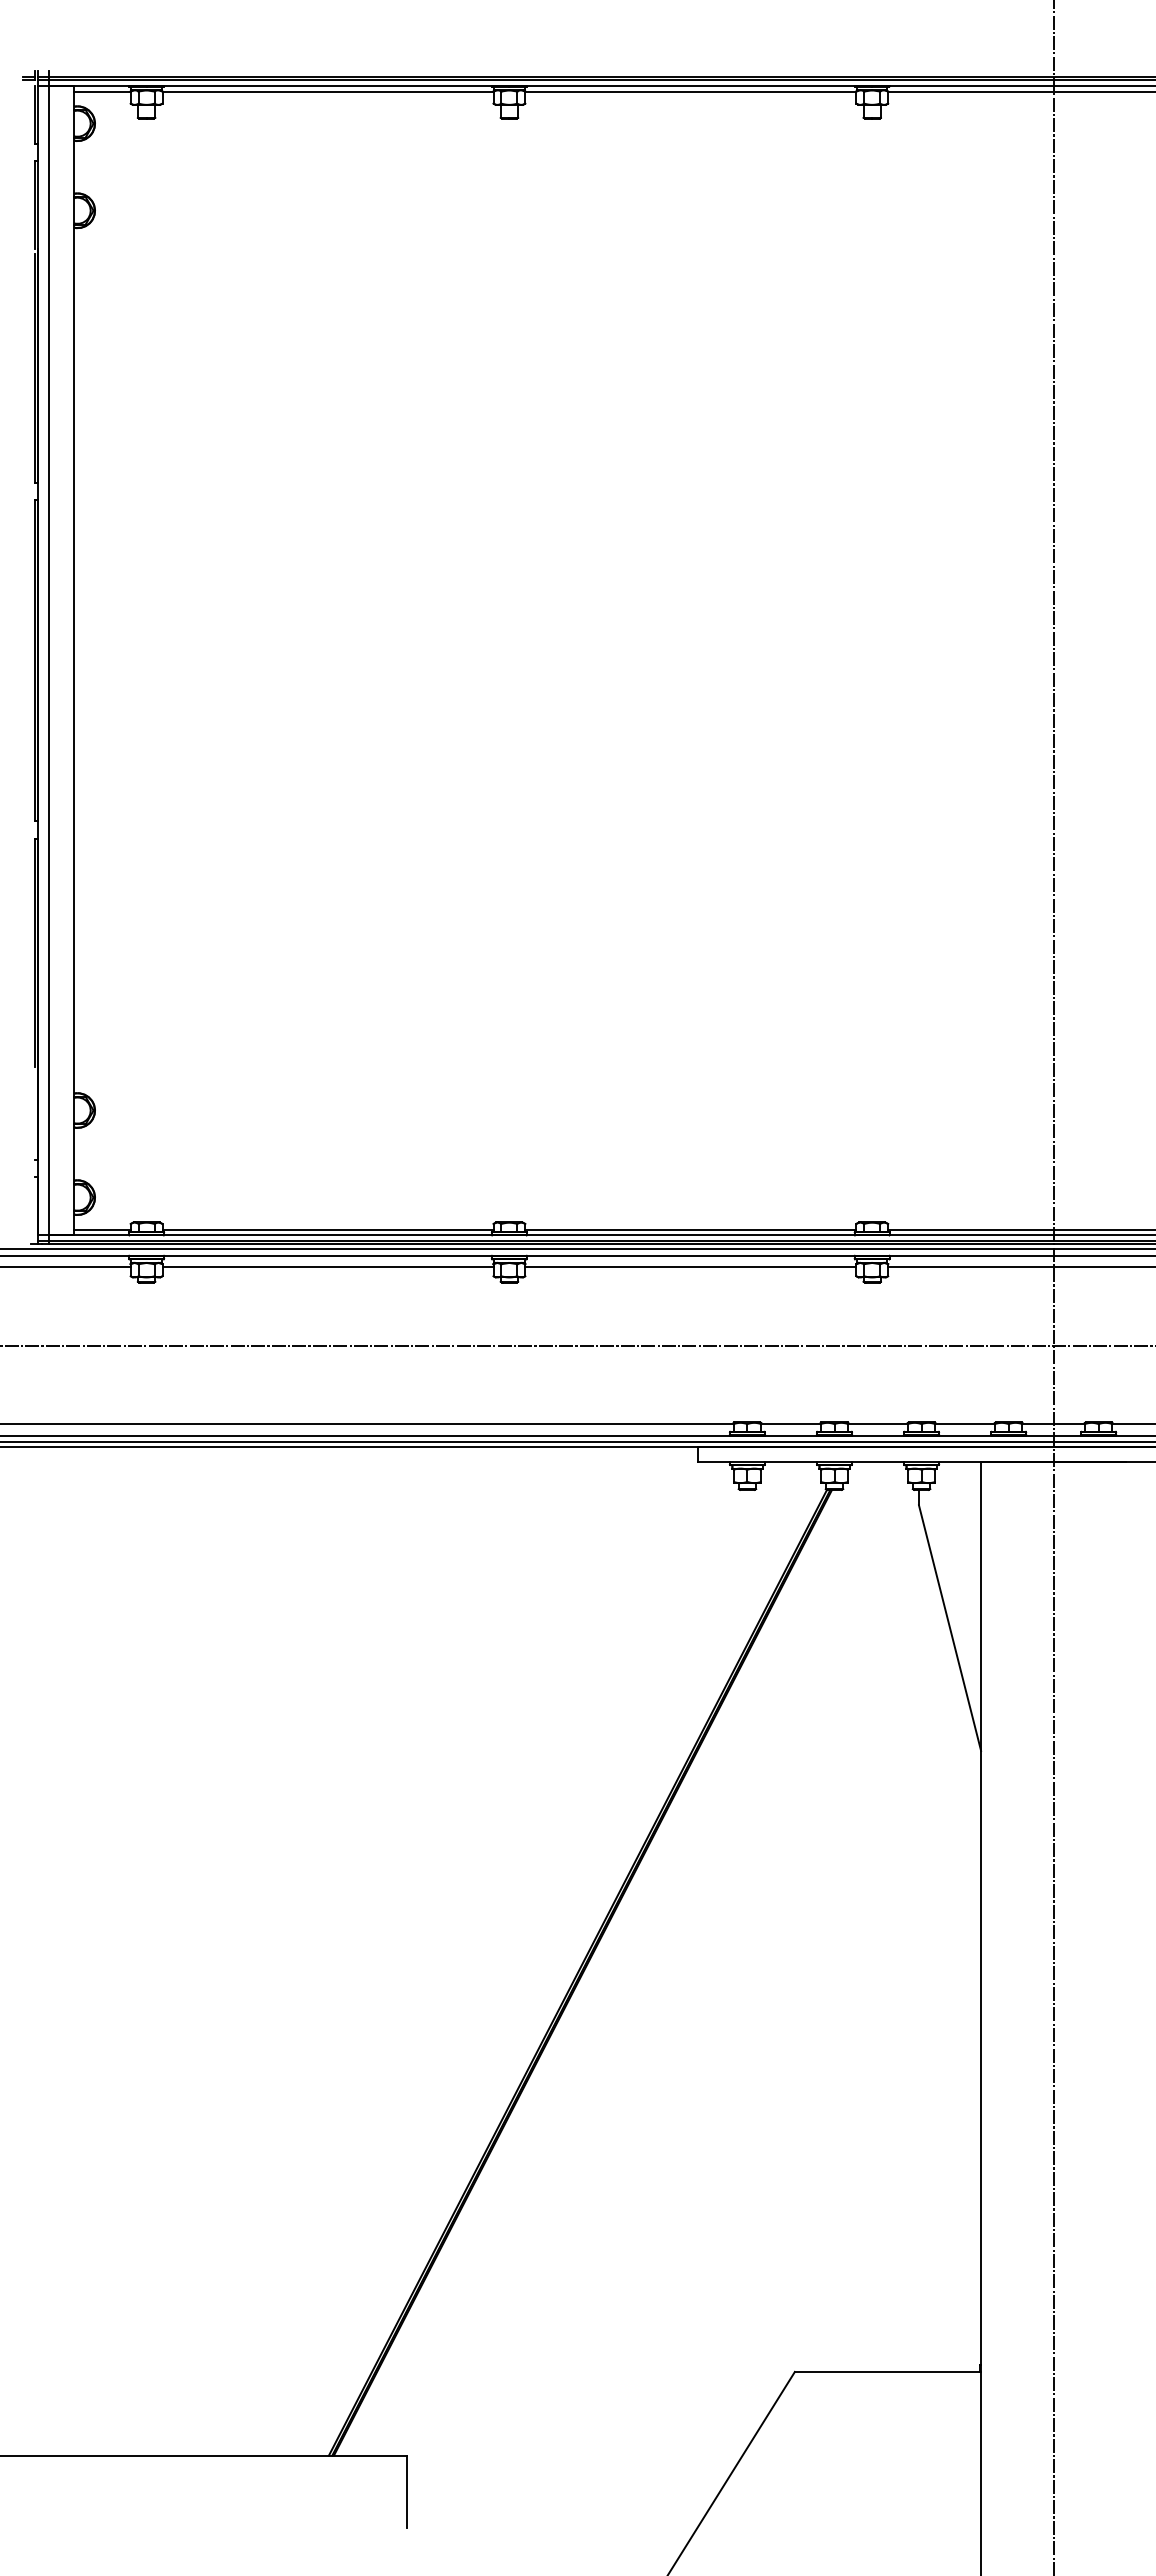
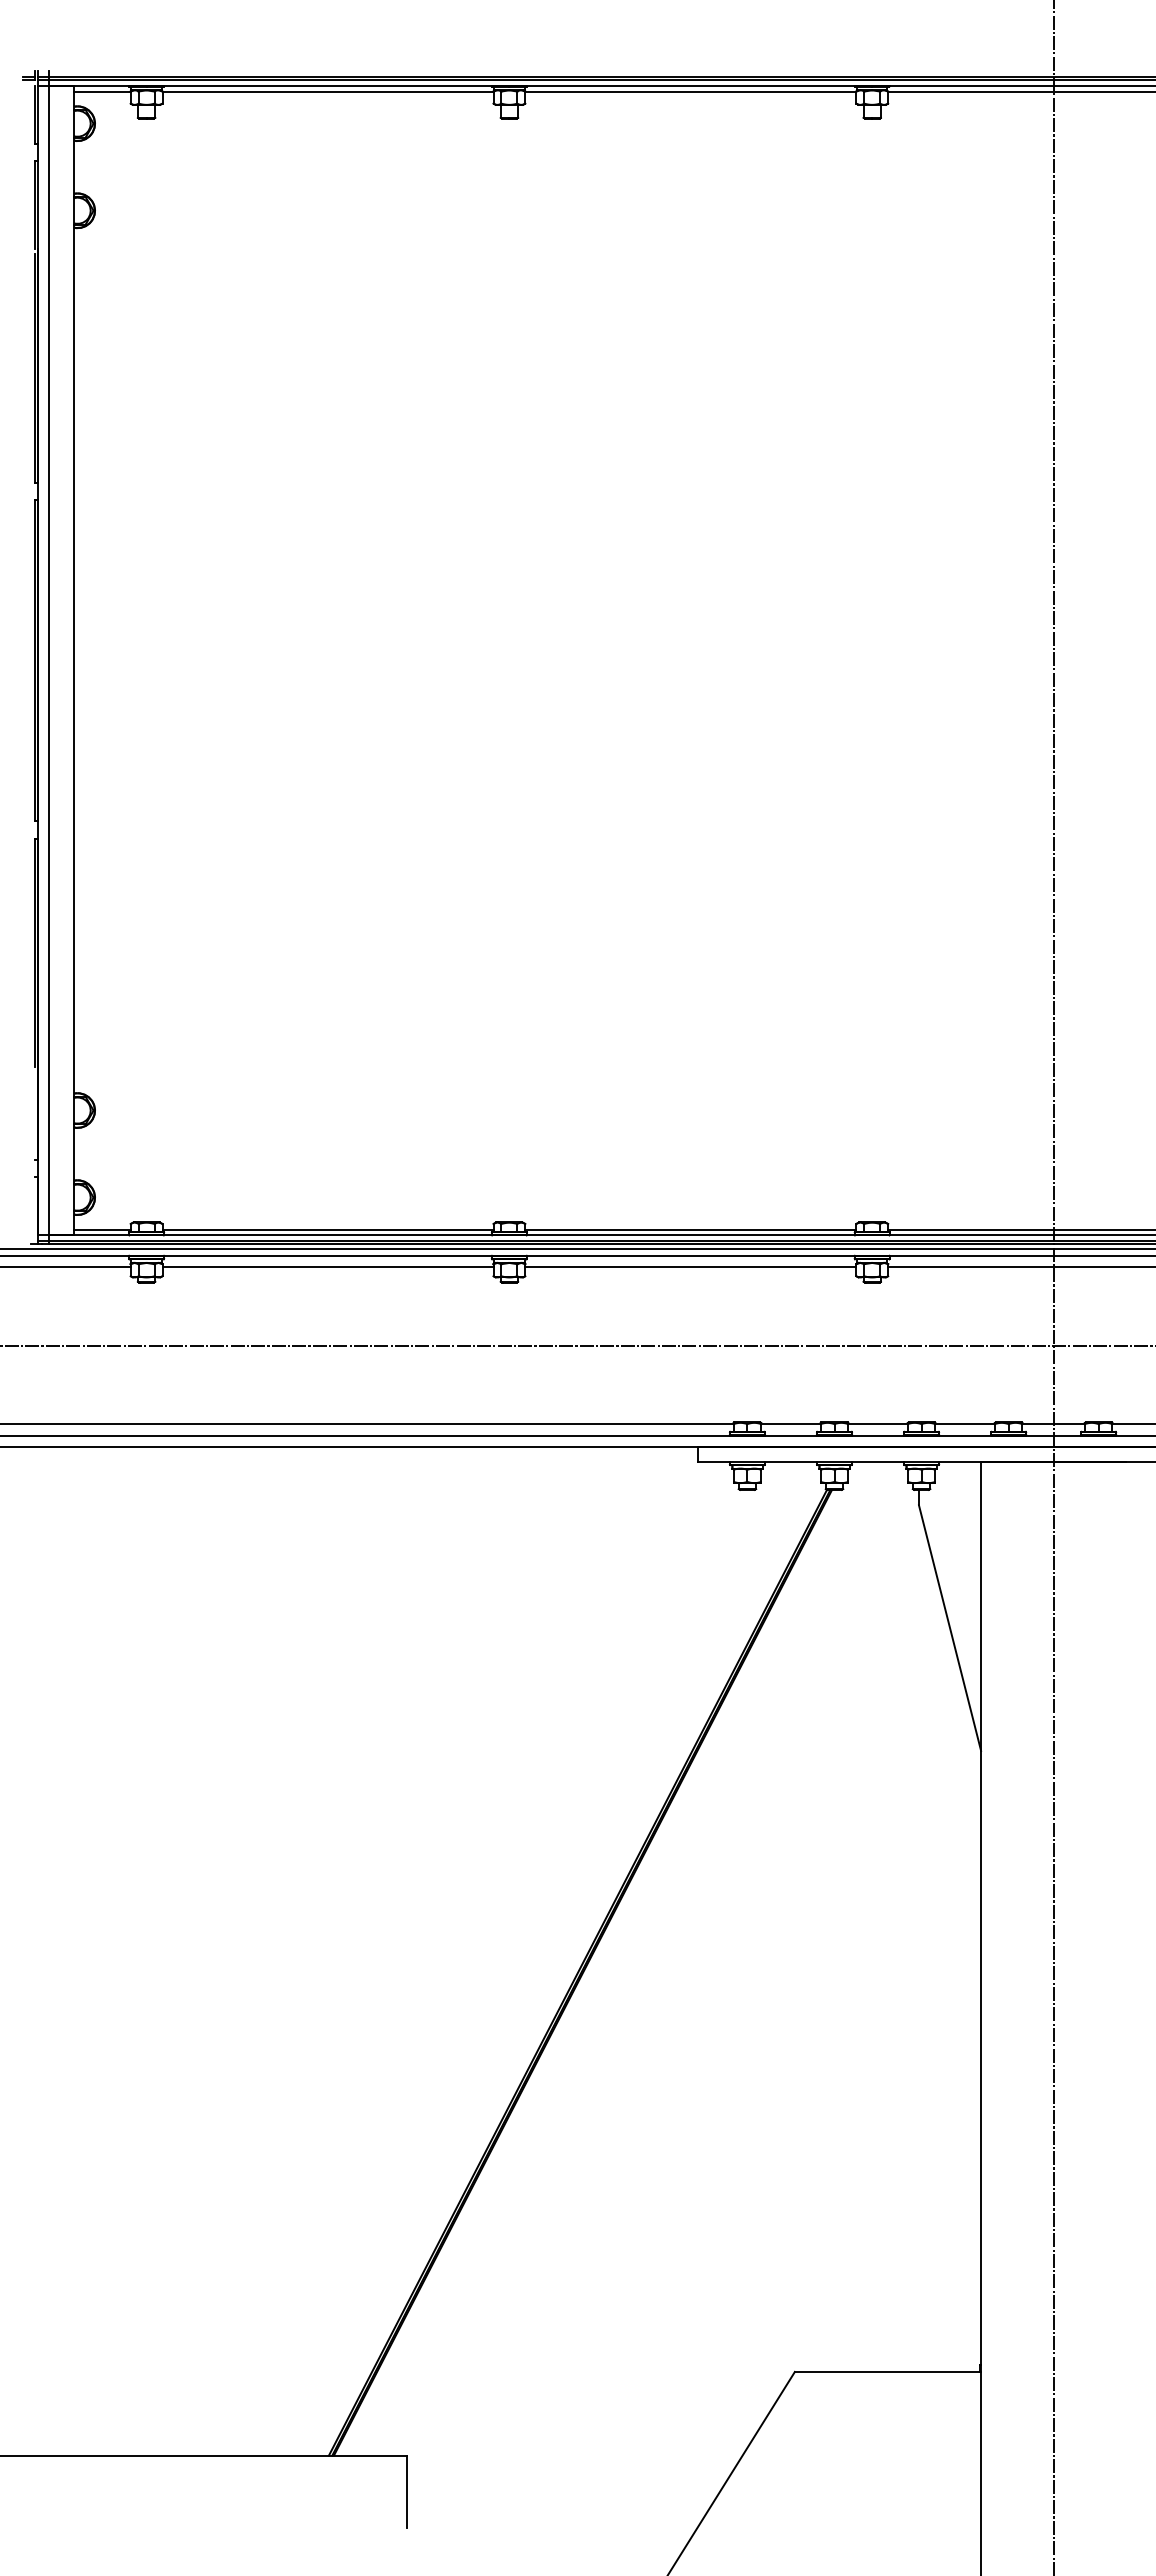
line: present -> none (577, 1442)
